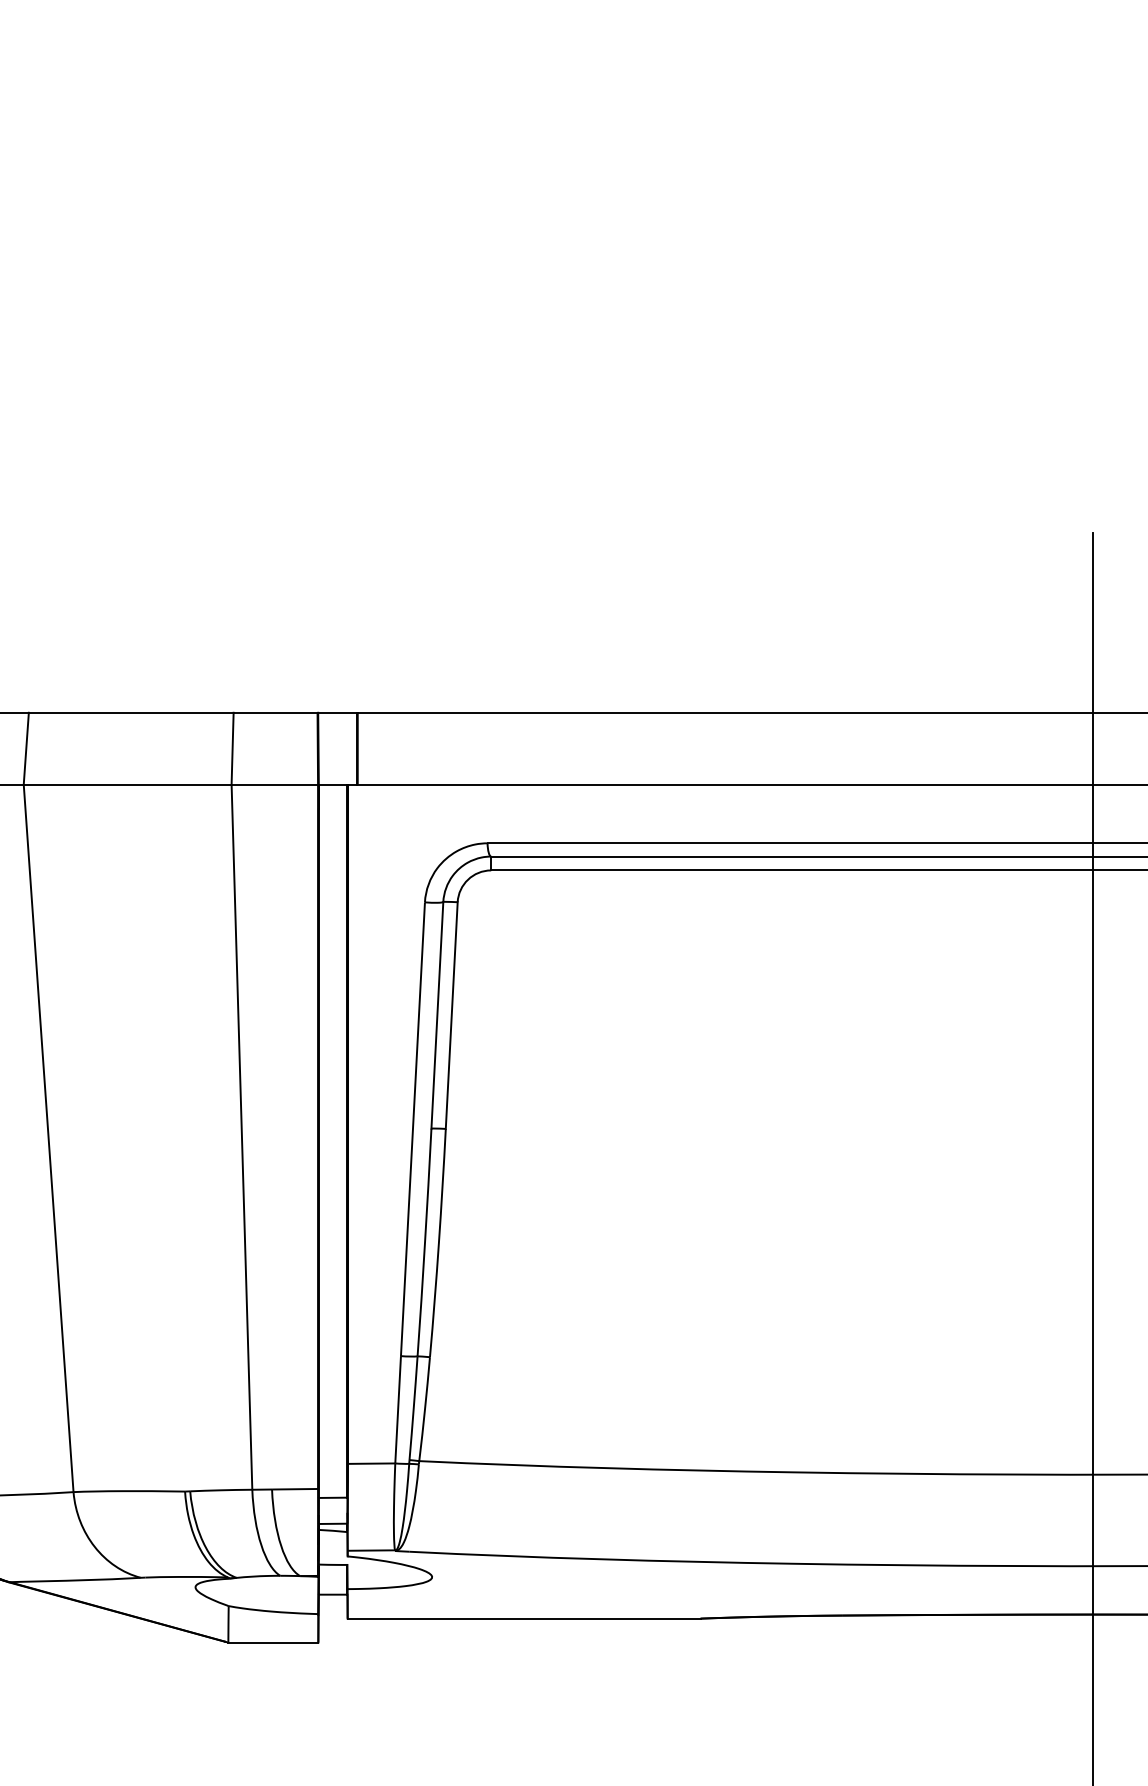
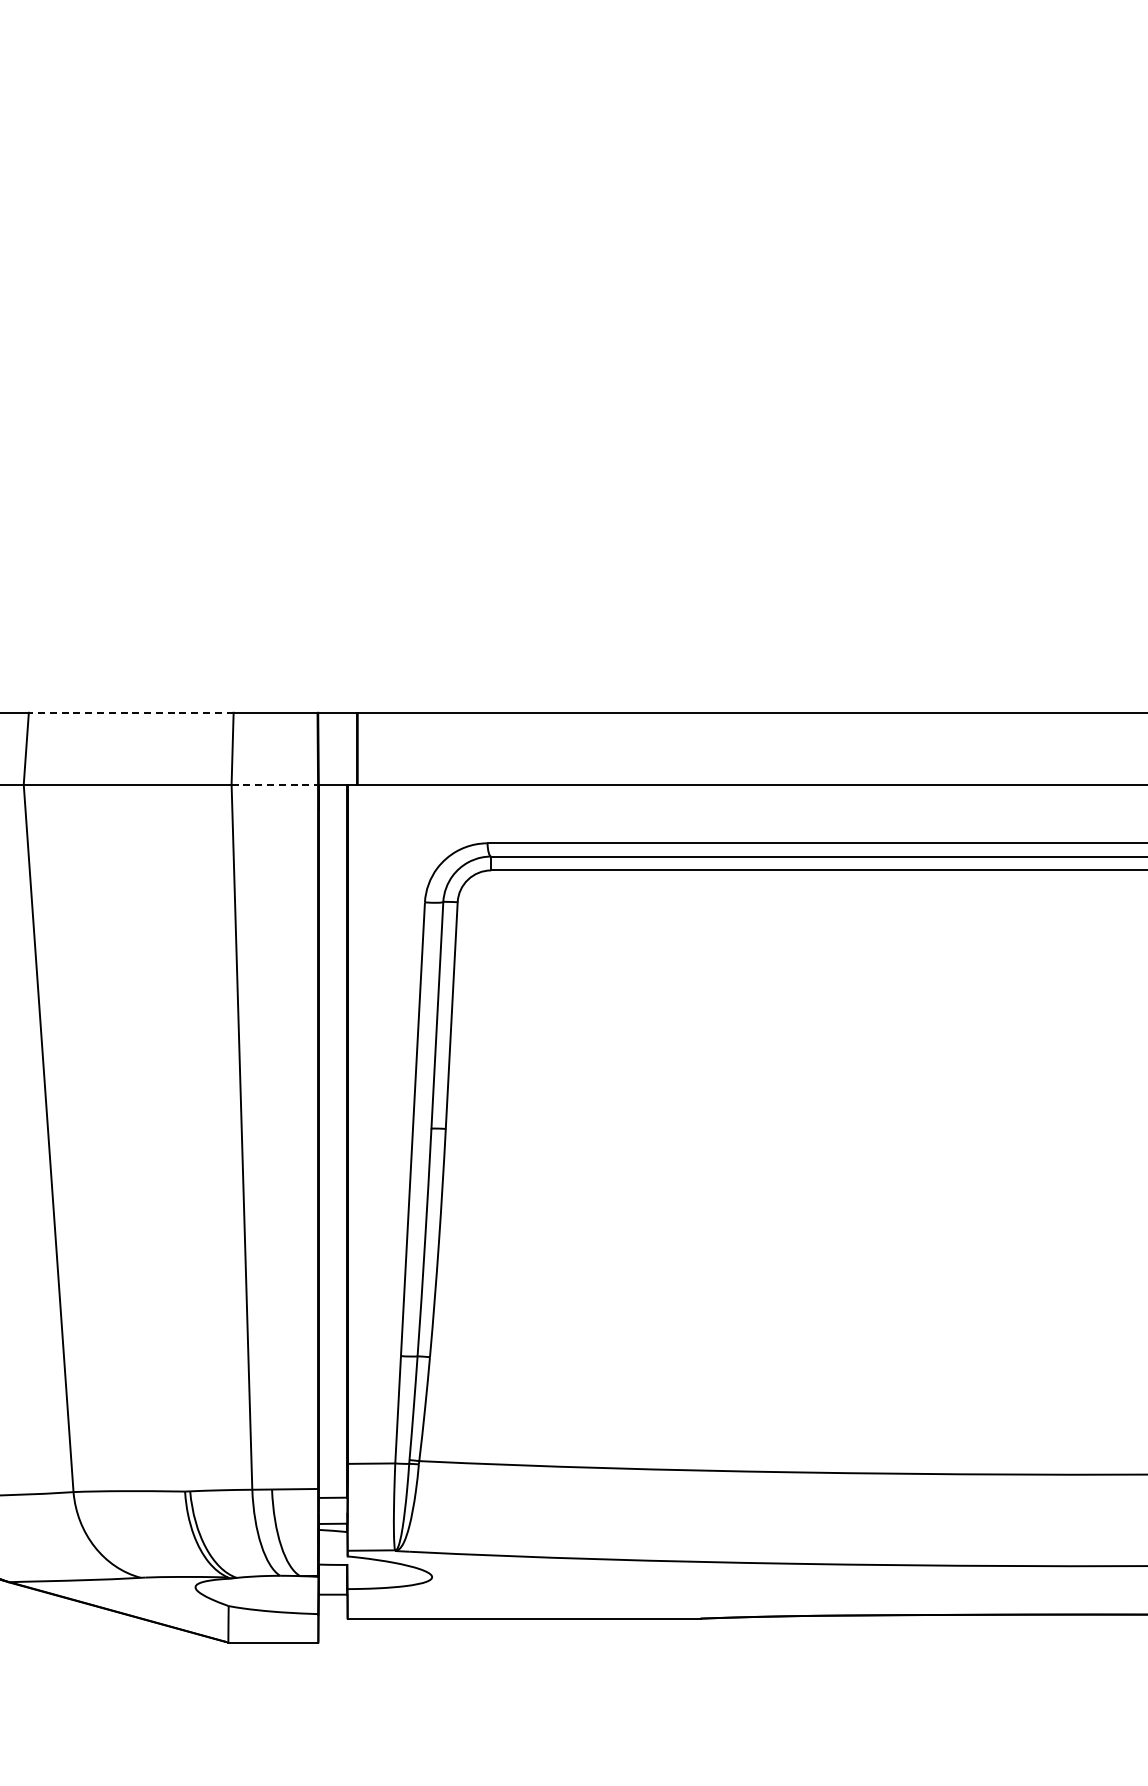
line: solid -> dashed (130, 712)
line: solid -> dashed (275, 784)
line: present -> none (1092, 1157)
